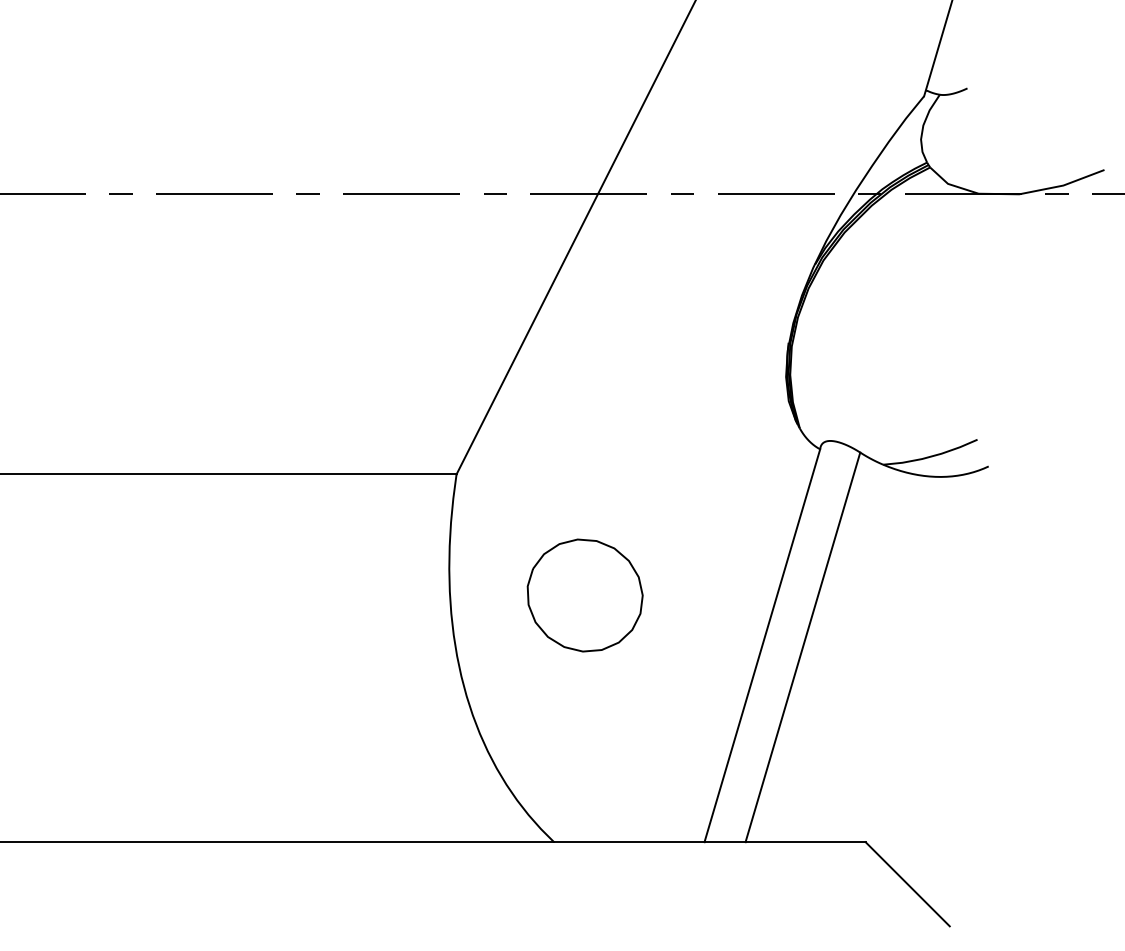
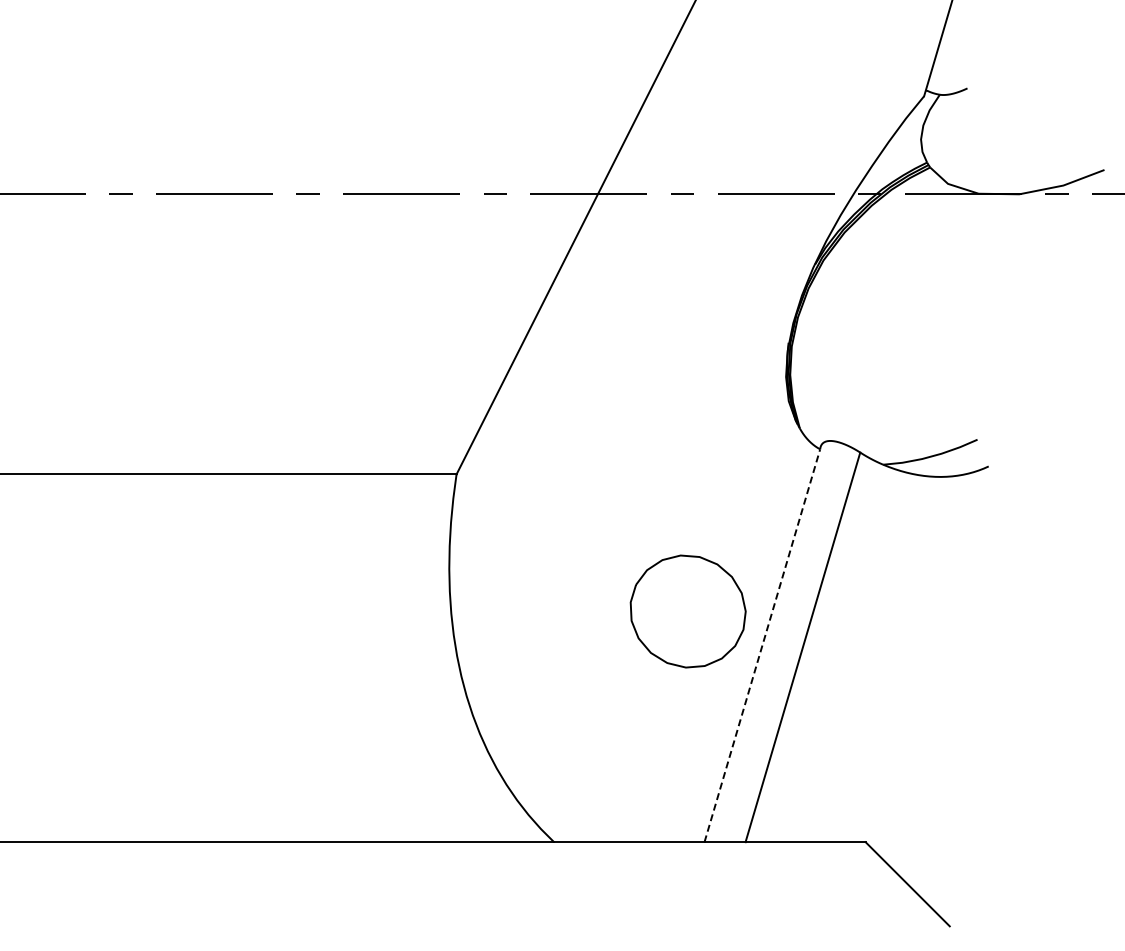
part position: (584, 595) -> (687, 611) (687, 611)
line: solid -> dashed (762, 645)
